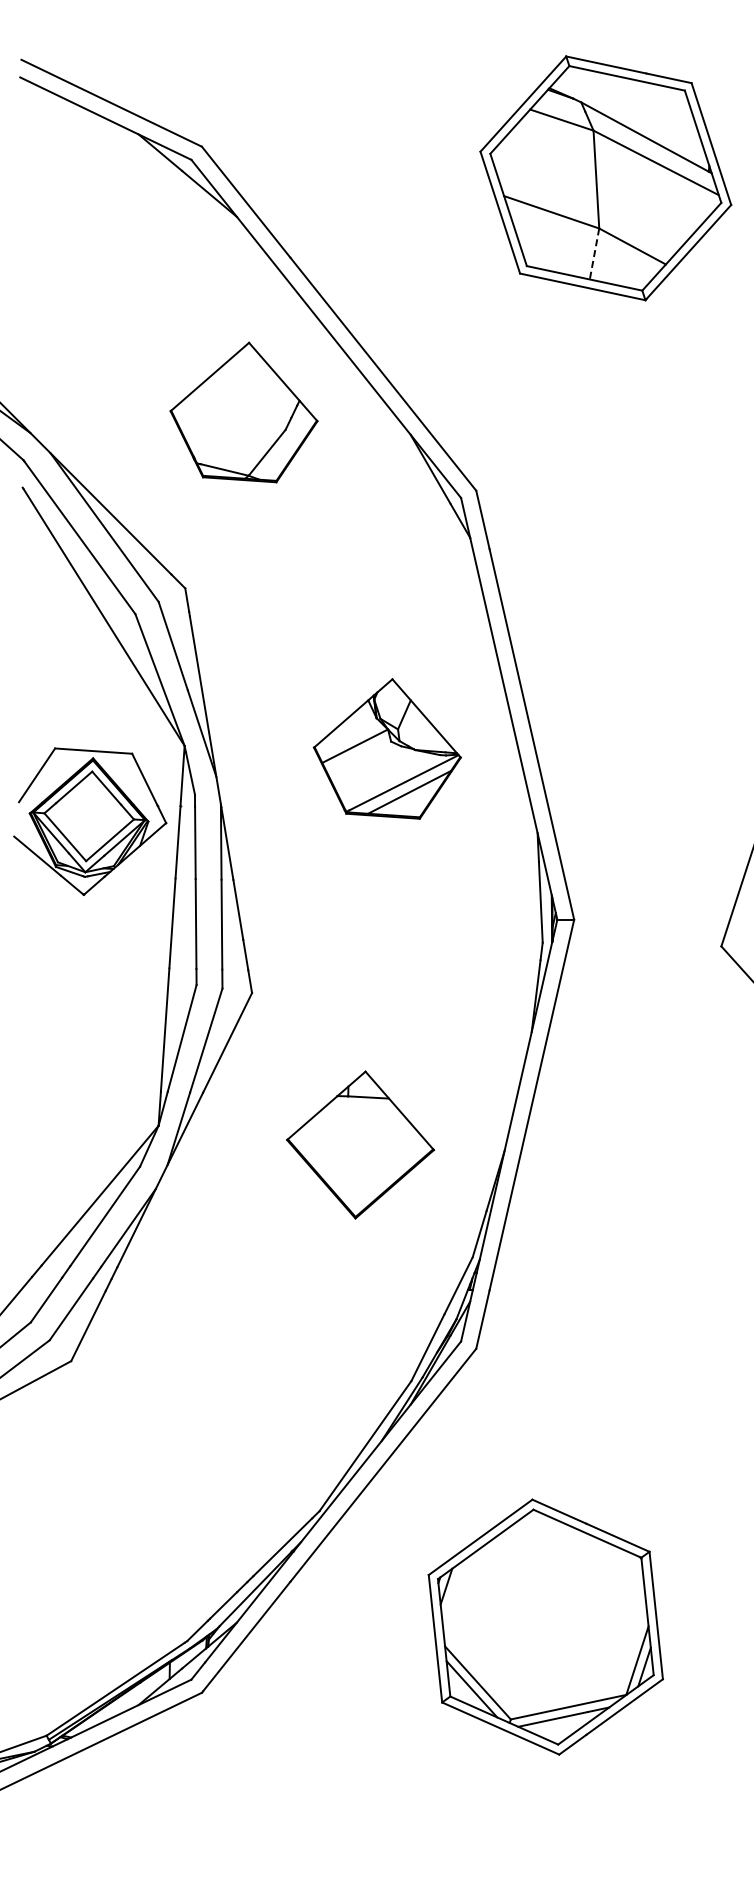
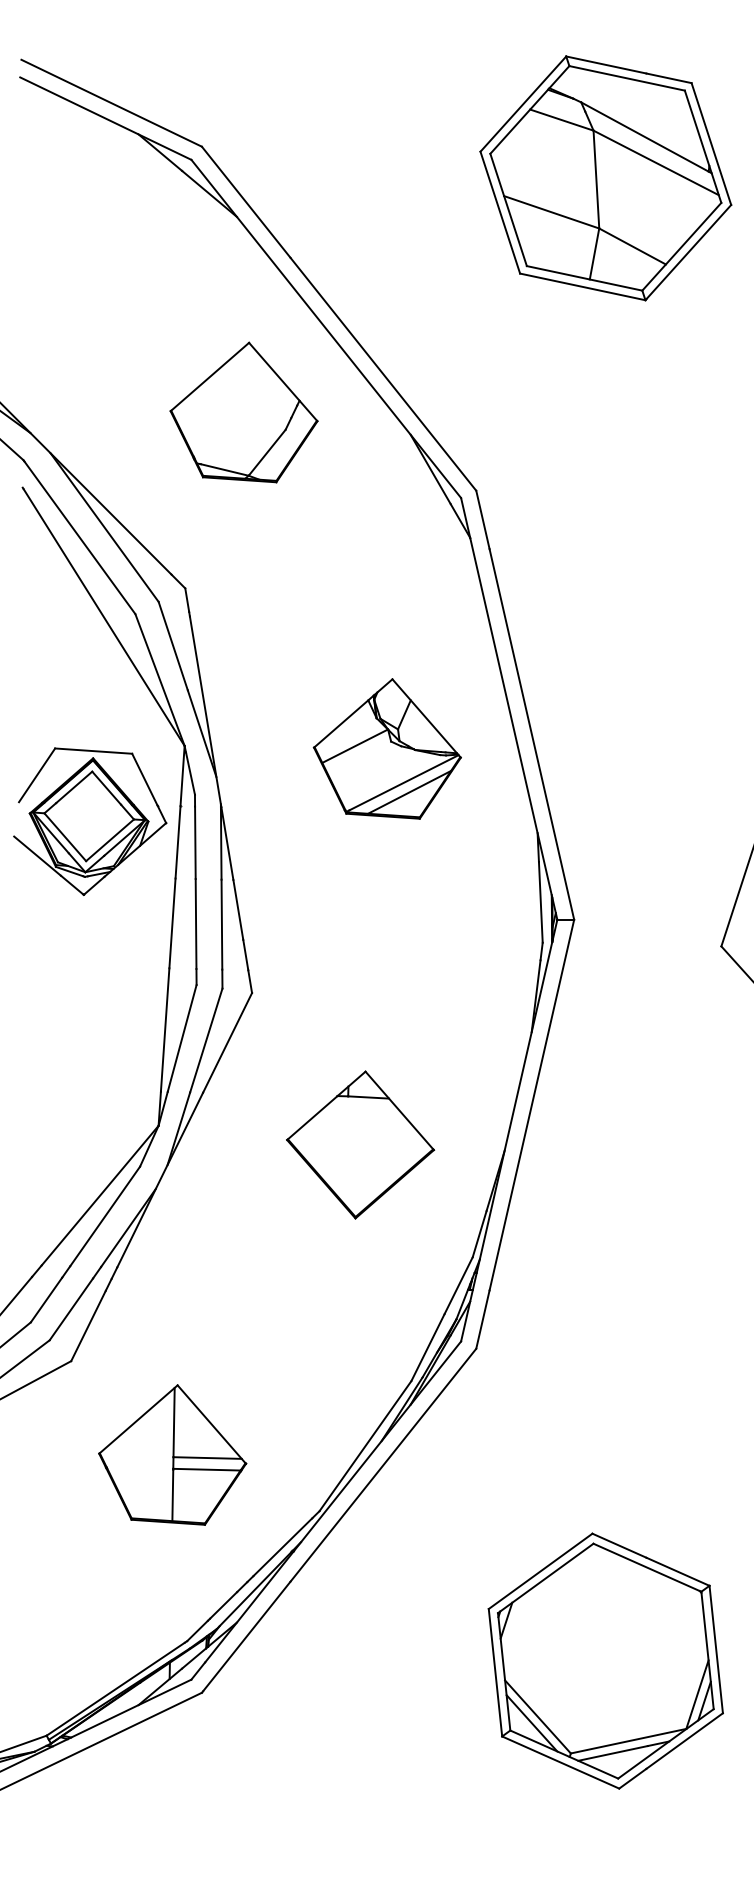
line: dashed -> solid (594, 254)
part: none -> present (172, 1454)
part position: (545, 1626) -> (605, 1660) (605, 1660)
